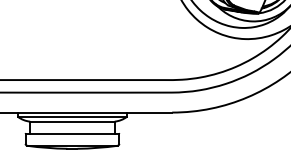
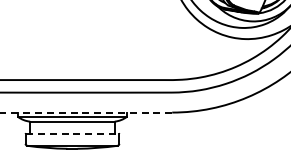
line: solid -> dashed (86, 112)
line: solid -> dashed (72, 133)
